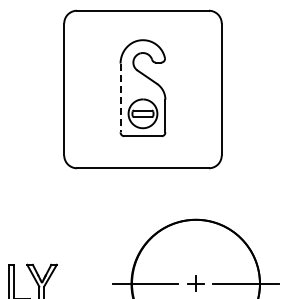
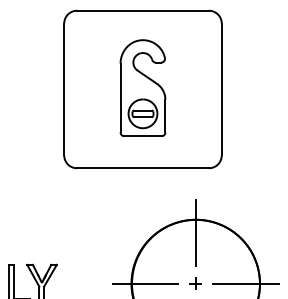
line: dashed -> solid (120, 98)
line: none -> present (196, 233)
part size: 18x17 px -> 13x13 px (195, 283)
